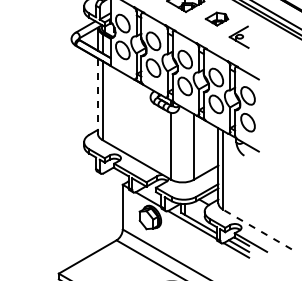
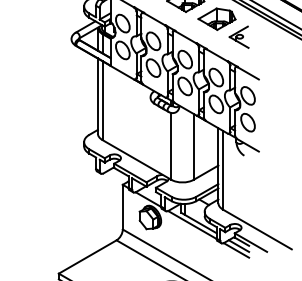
part size: 26x16 px -> 40x24 px (216, 18)
line: dashed -> solid (97, 96)
line: dashed -> solid (257, 229)
